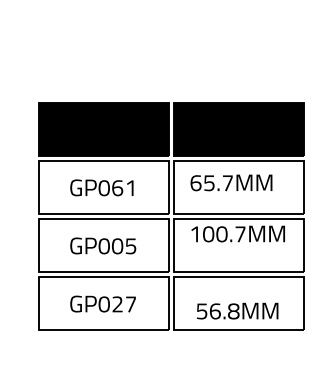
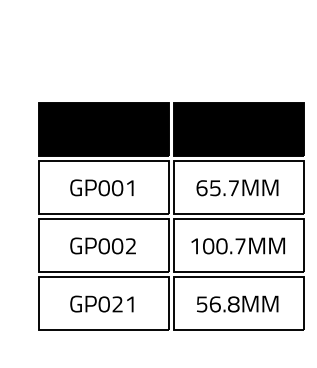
text position: (231, 182) -> (237, 187) (237, 187)
text: GP061 -> GP001 (117, 187)
text position: (237, 233) -> (237, 245) (237, 245)
text: GP005 -> GP002 (131, 246)
text: GP027 -> GP021 (130, 304)
text position: (237, 310) -> (237, 303) (237, 303)
